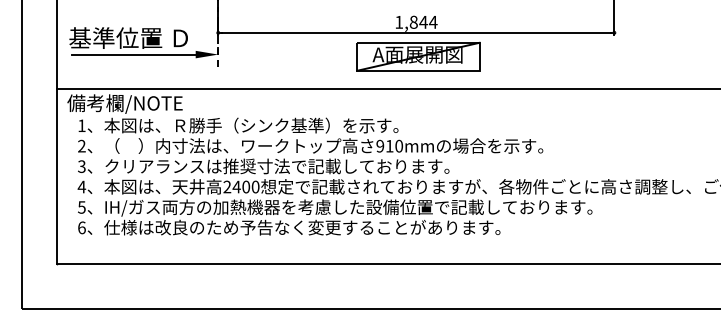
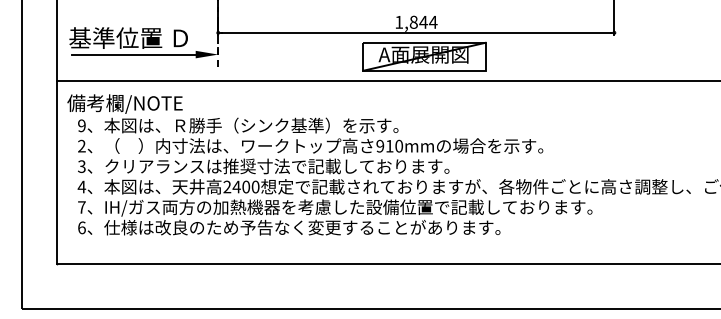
part position: (418, 56) -> (424, 56) (424, 56)
line position: (386, 88) -> (386, 80) (386, 80)
text: 1 -> 9 (81, 125)
text: 5 -> 7 (81, 207)
